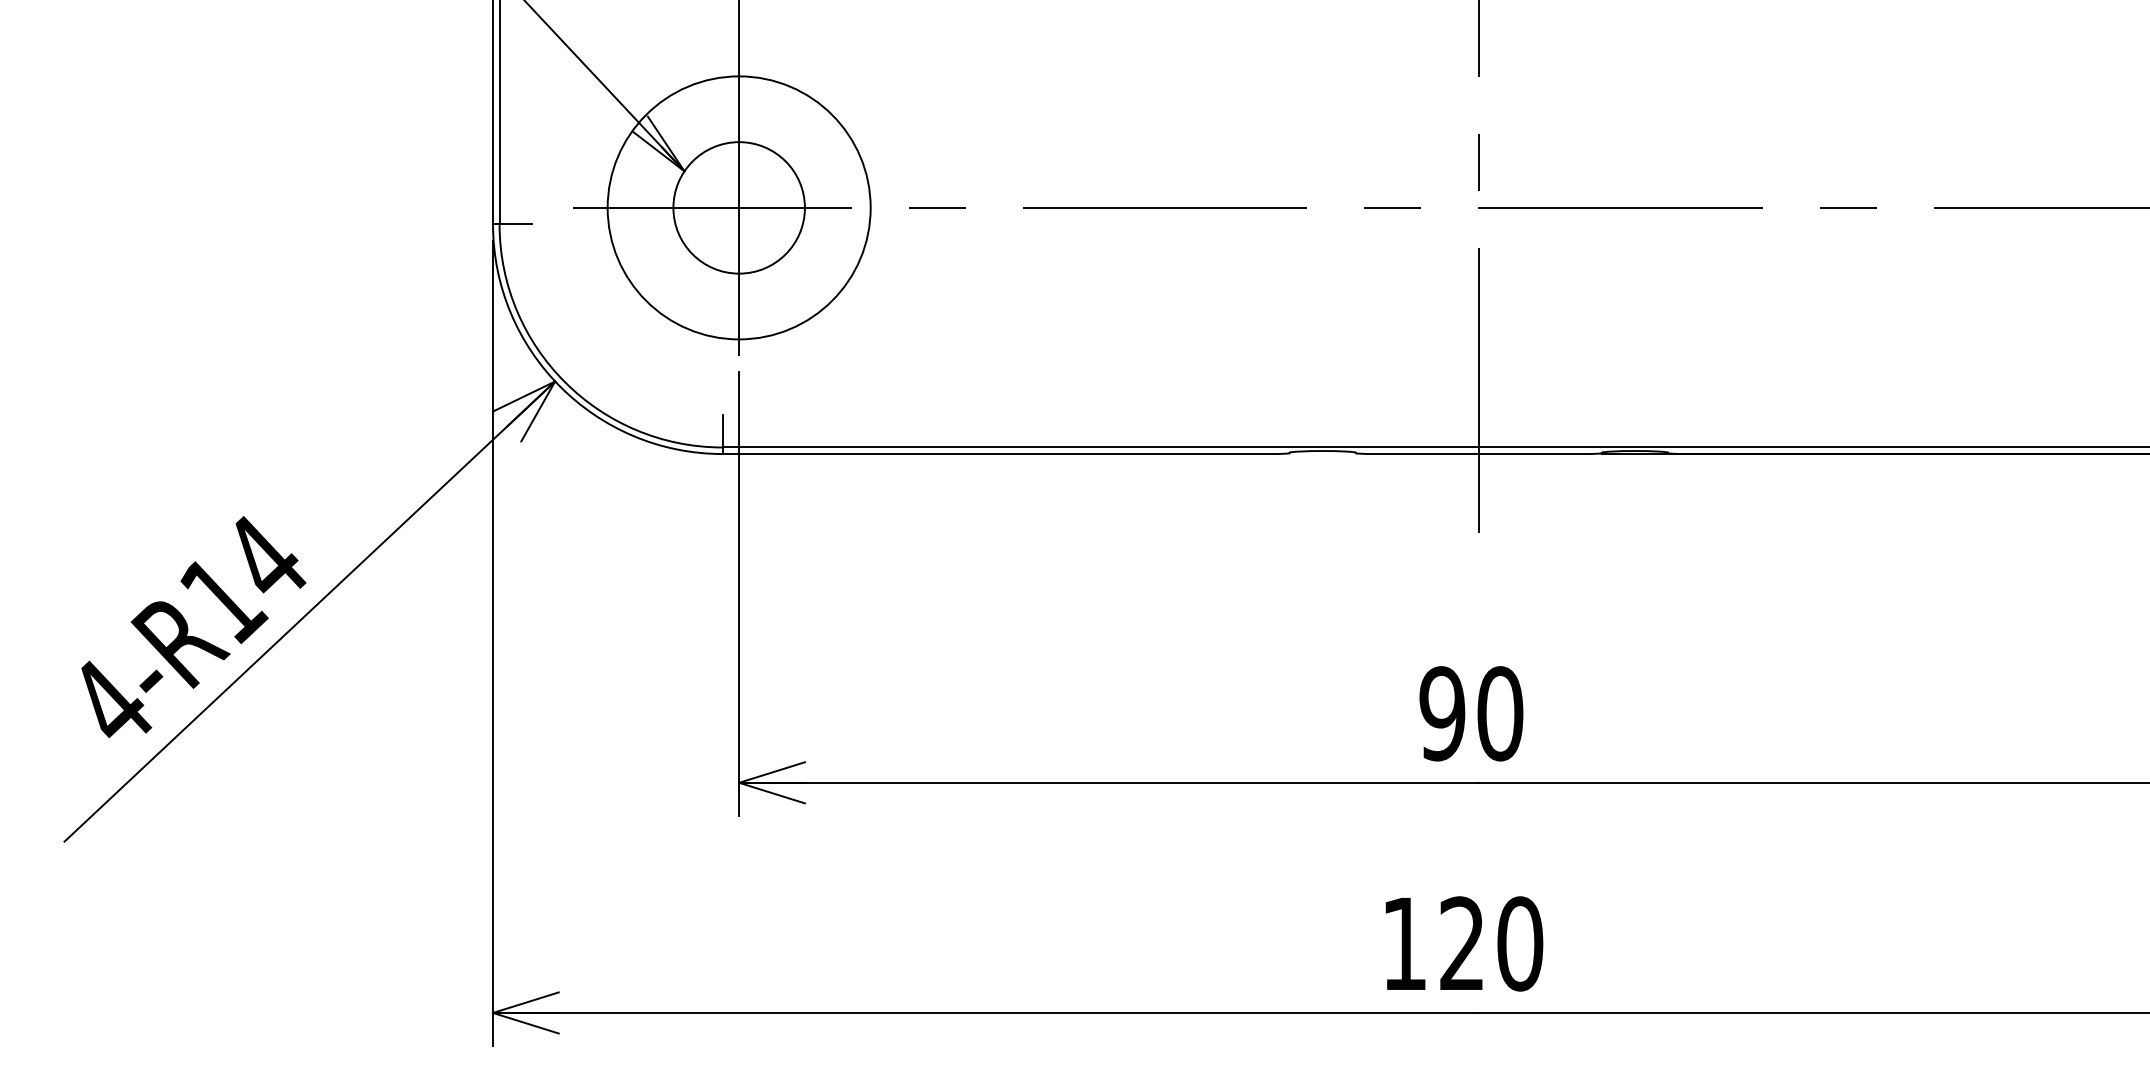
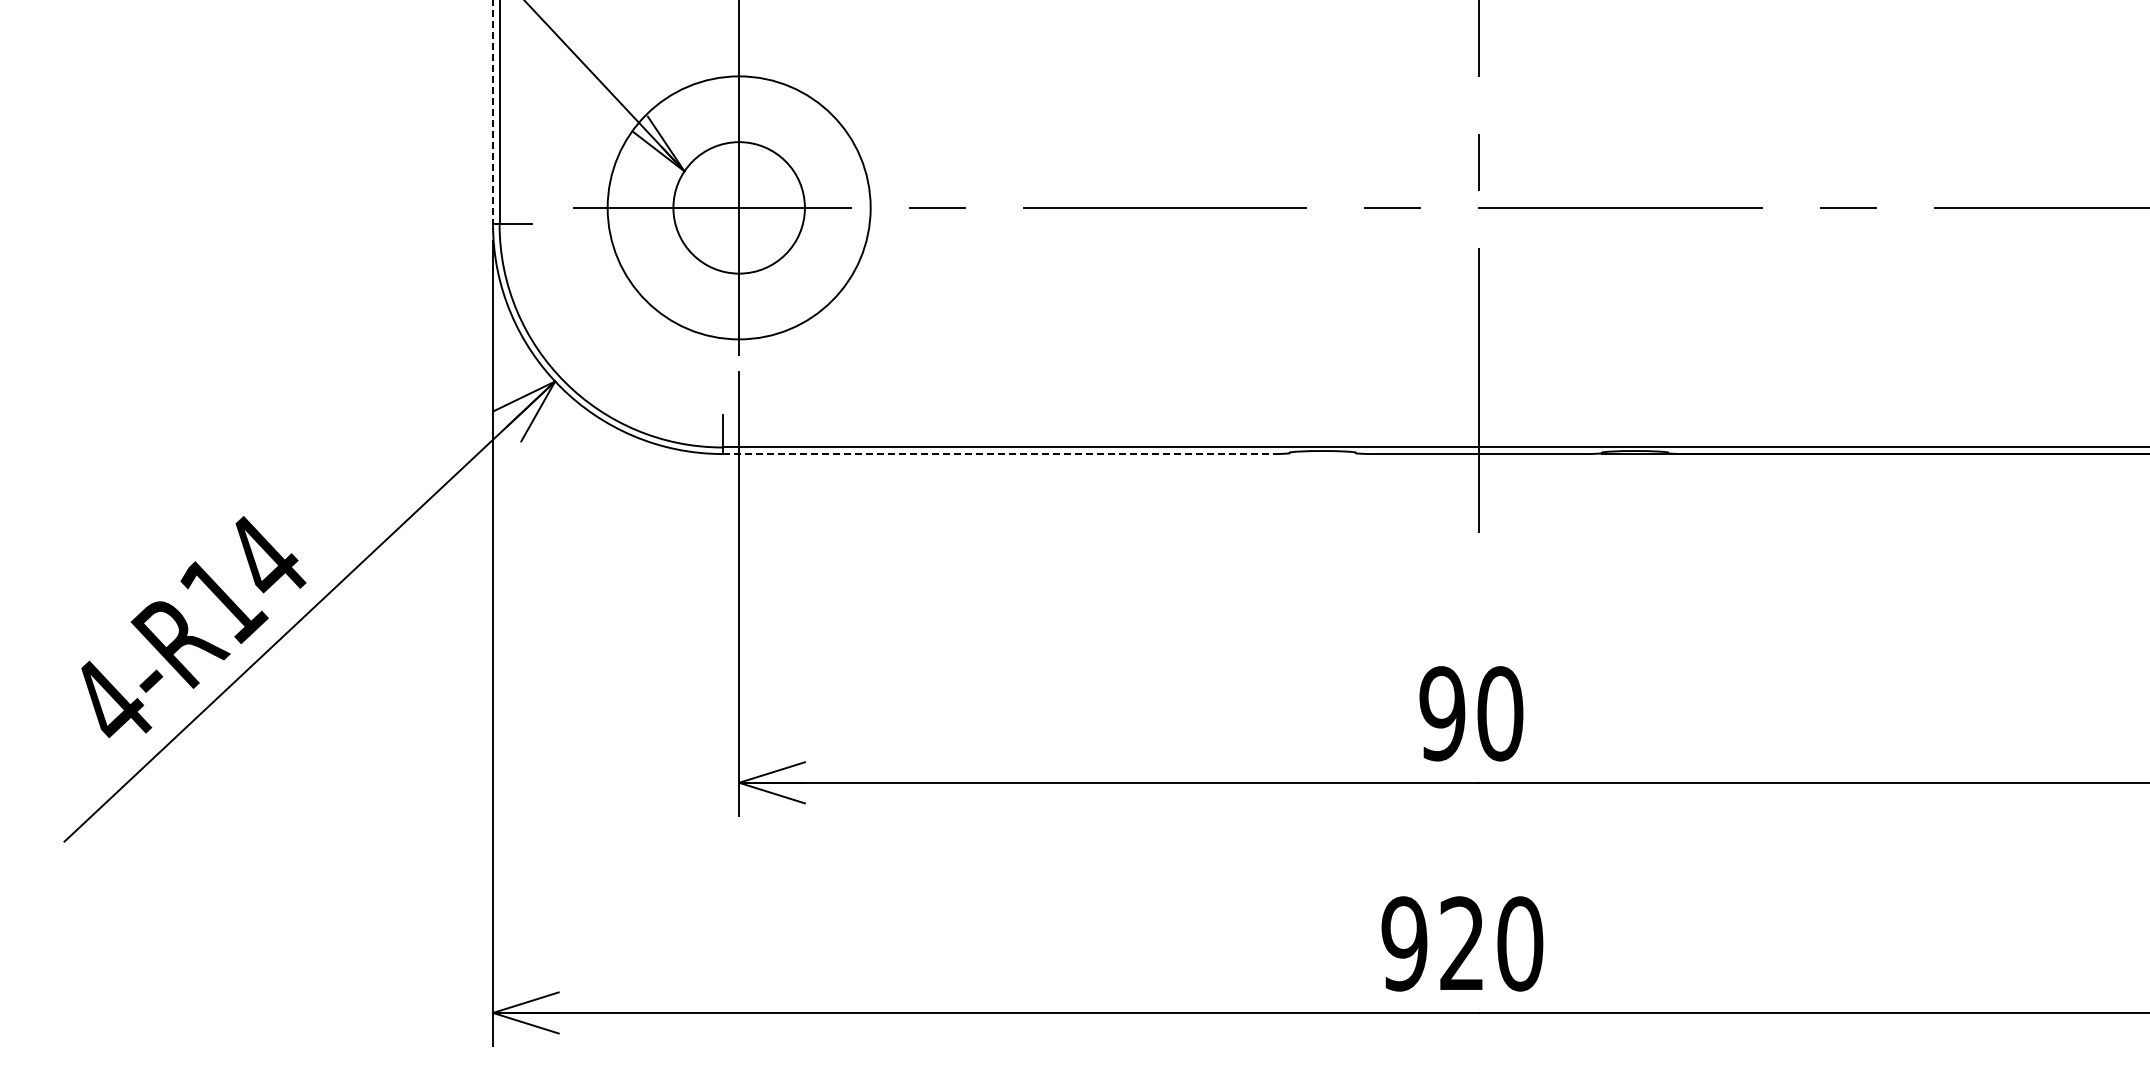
line: solid -> dashed (493, 112)
line: solid -> dashed (998, 454)
text: 120 -> 920 (1404, 943)
